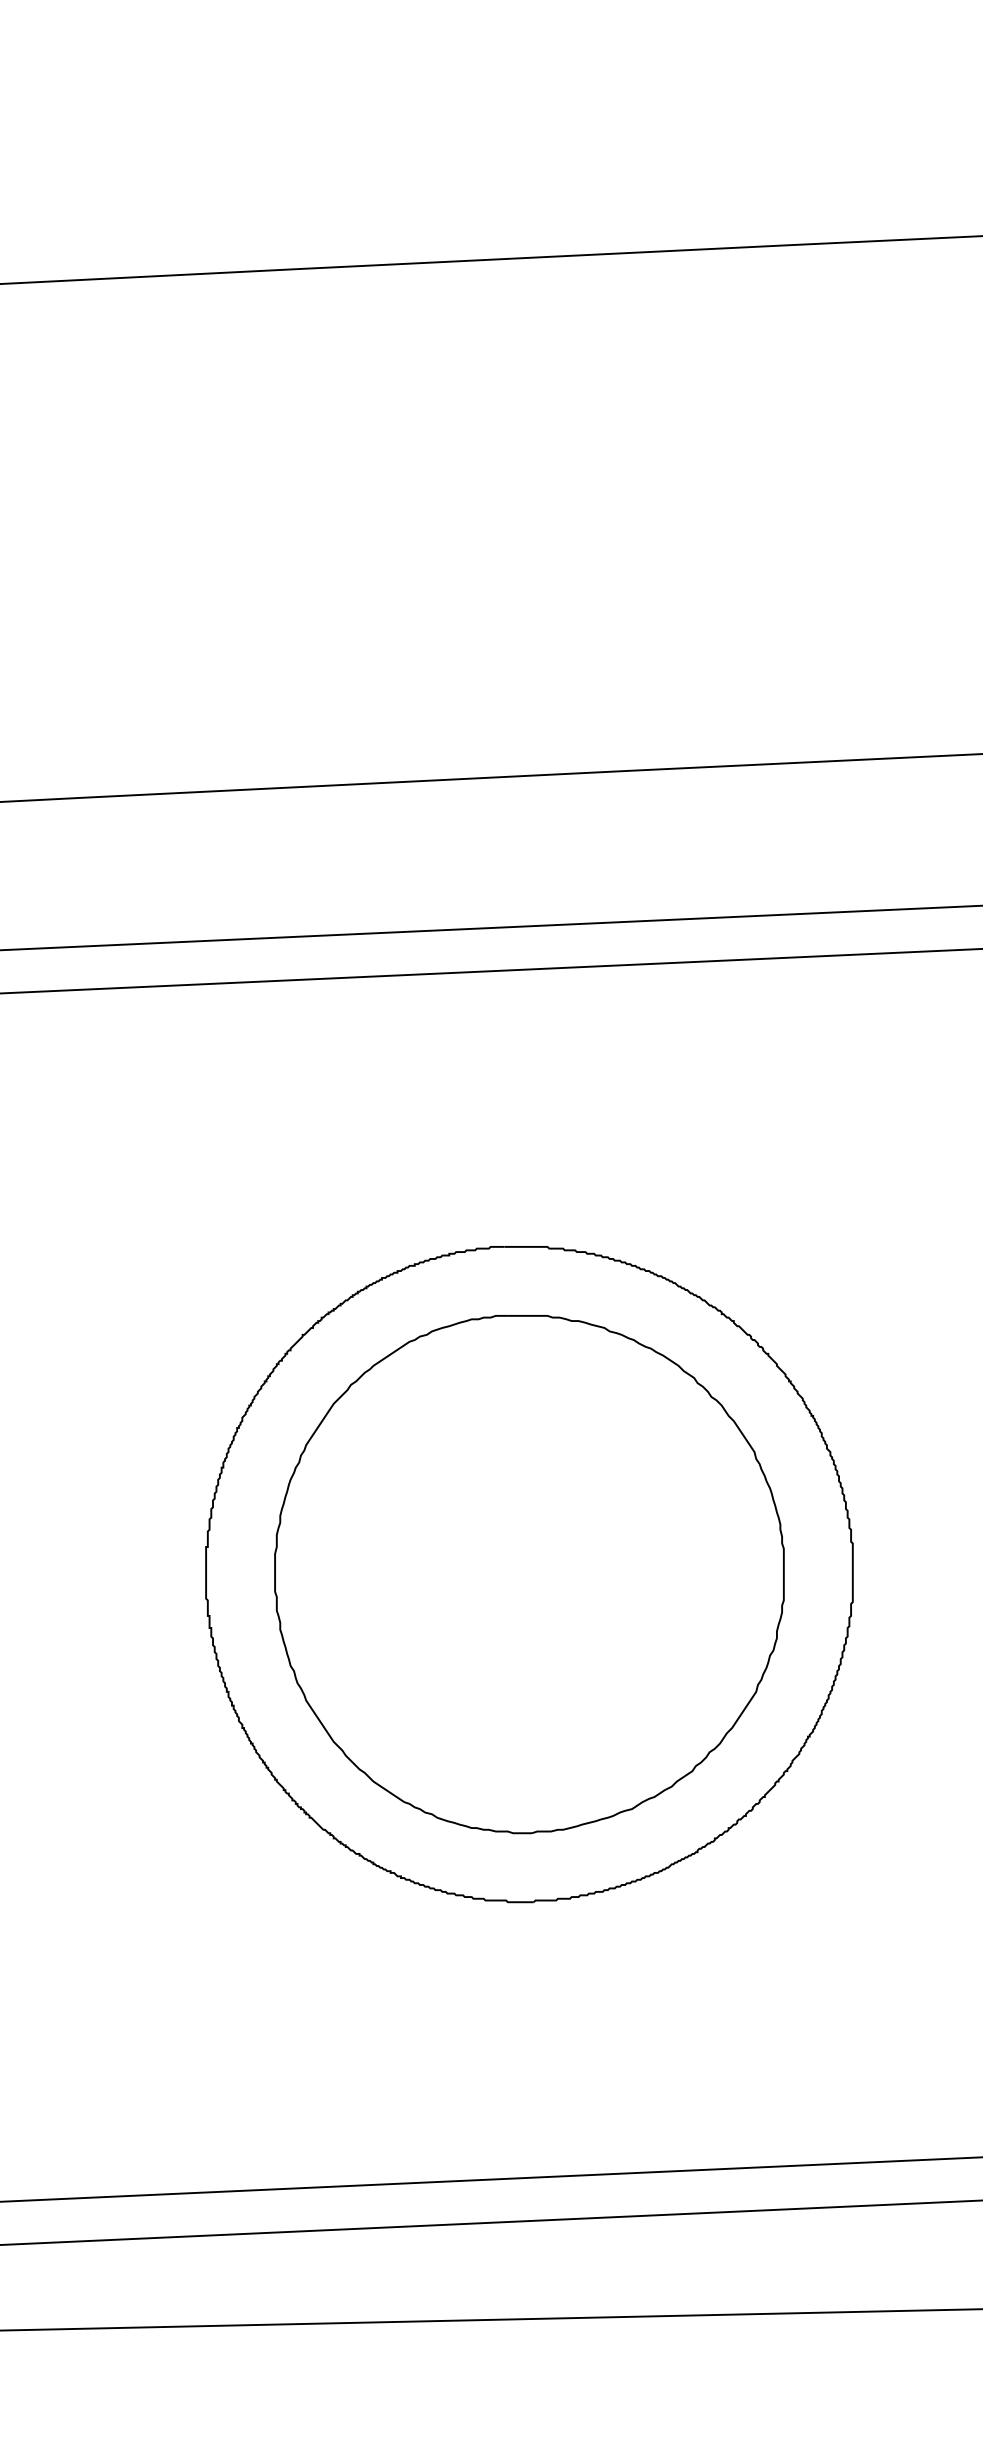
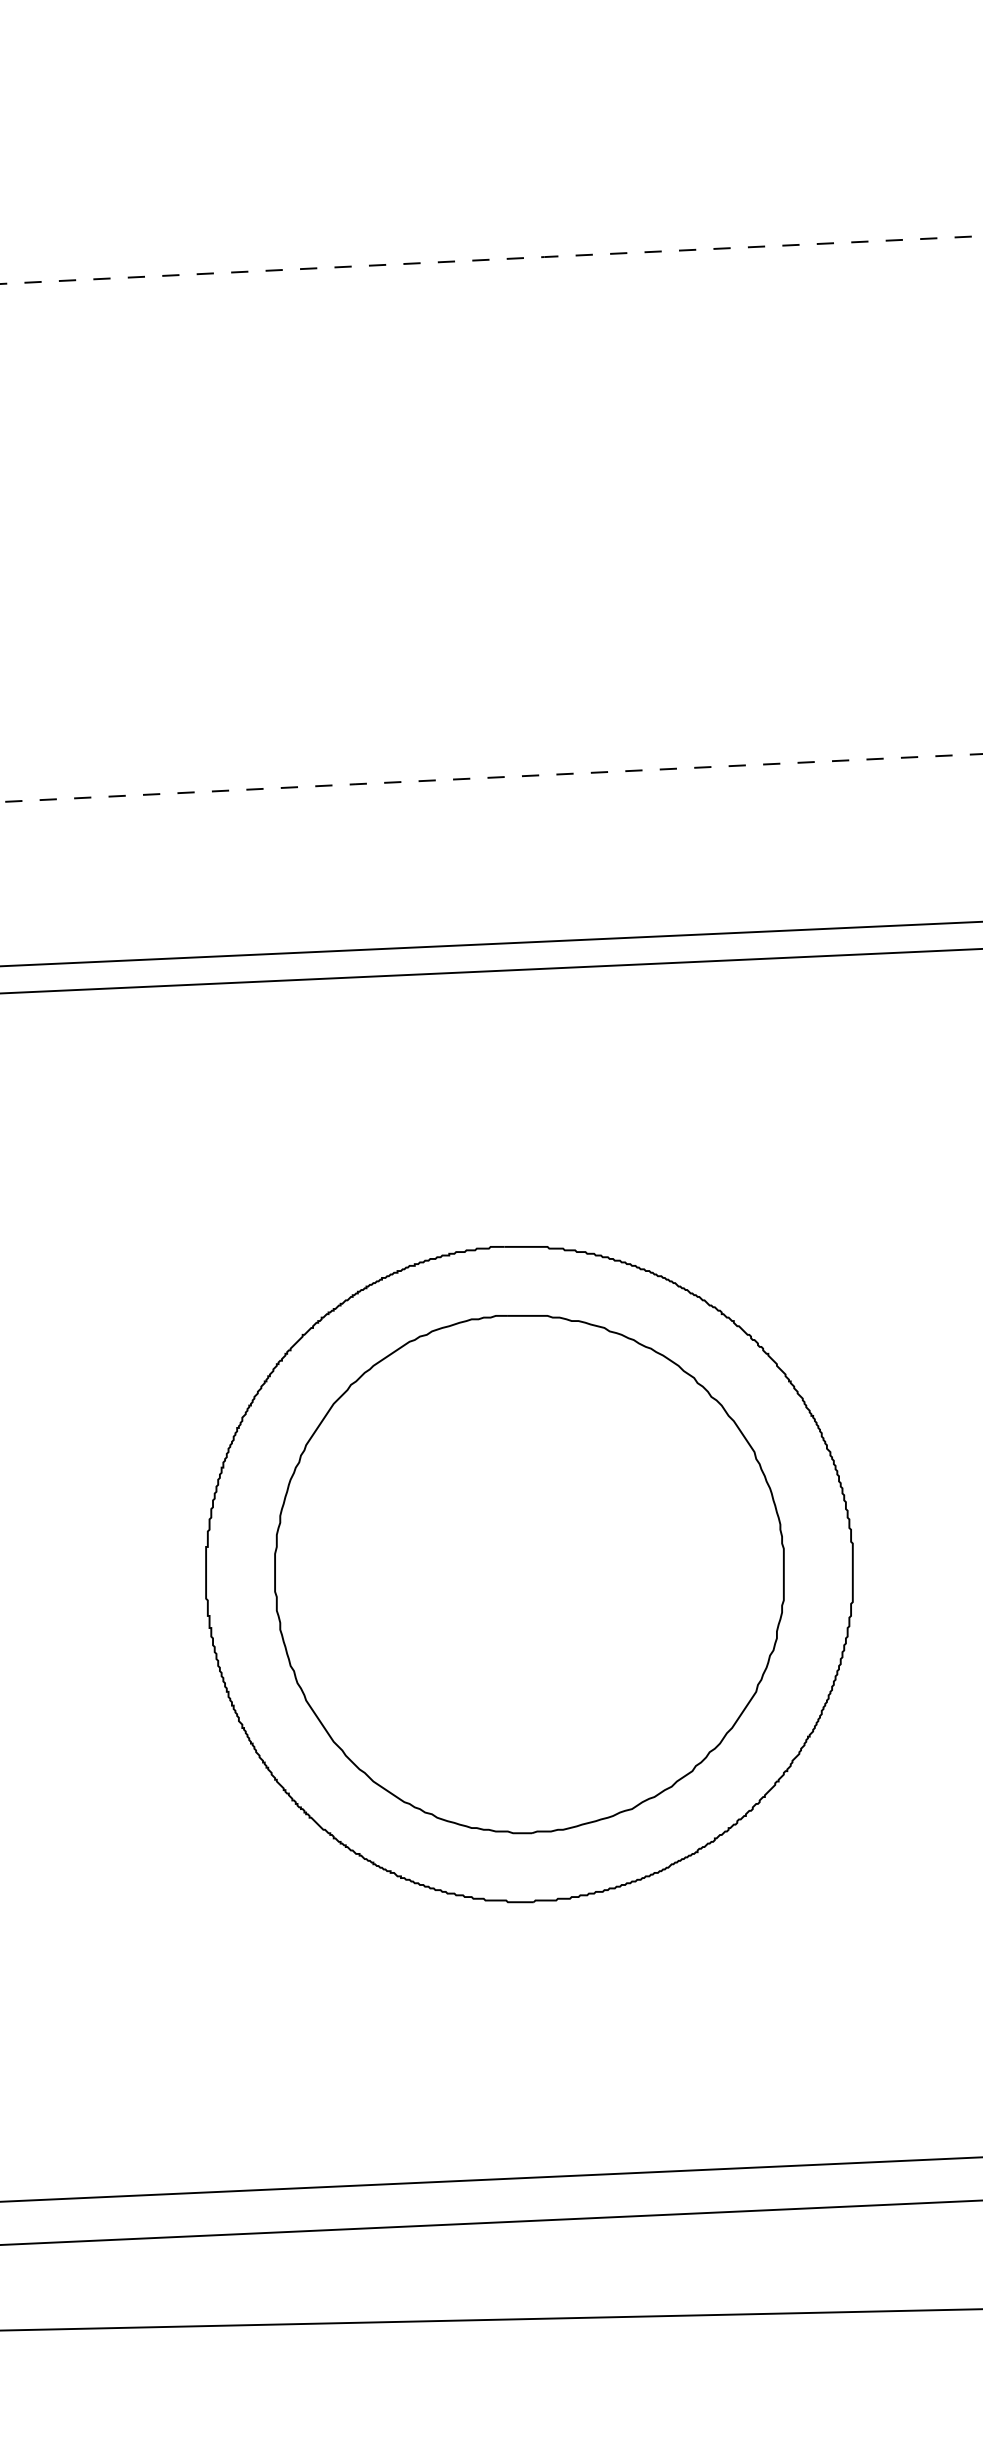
arc: solid -> dashed (490, 259)
arc: solid -> dashed (491, 777)
line position: (490, 927) -> (490, 943) (490, 943)
